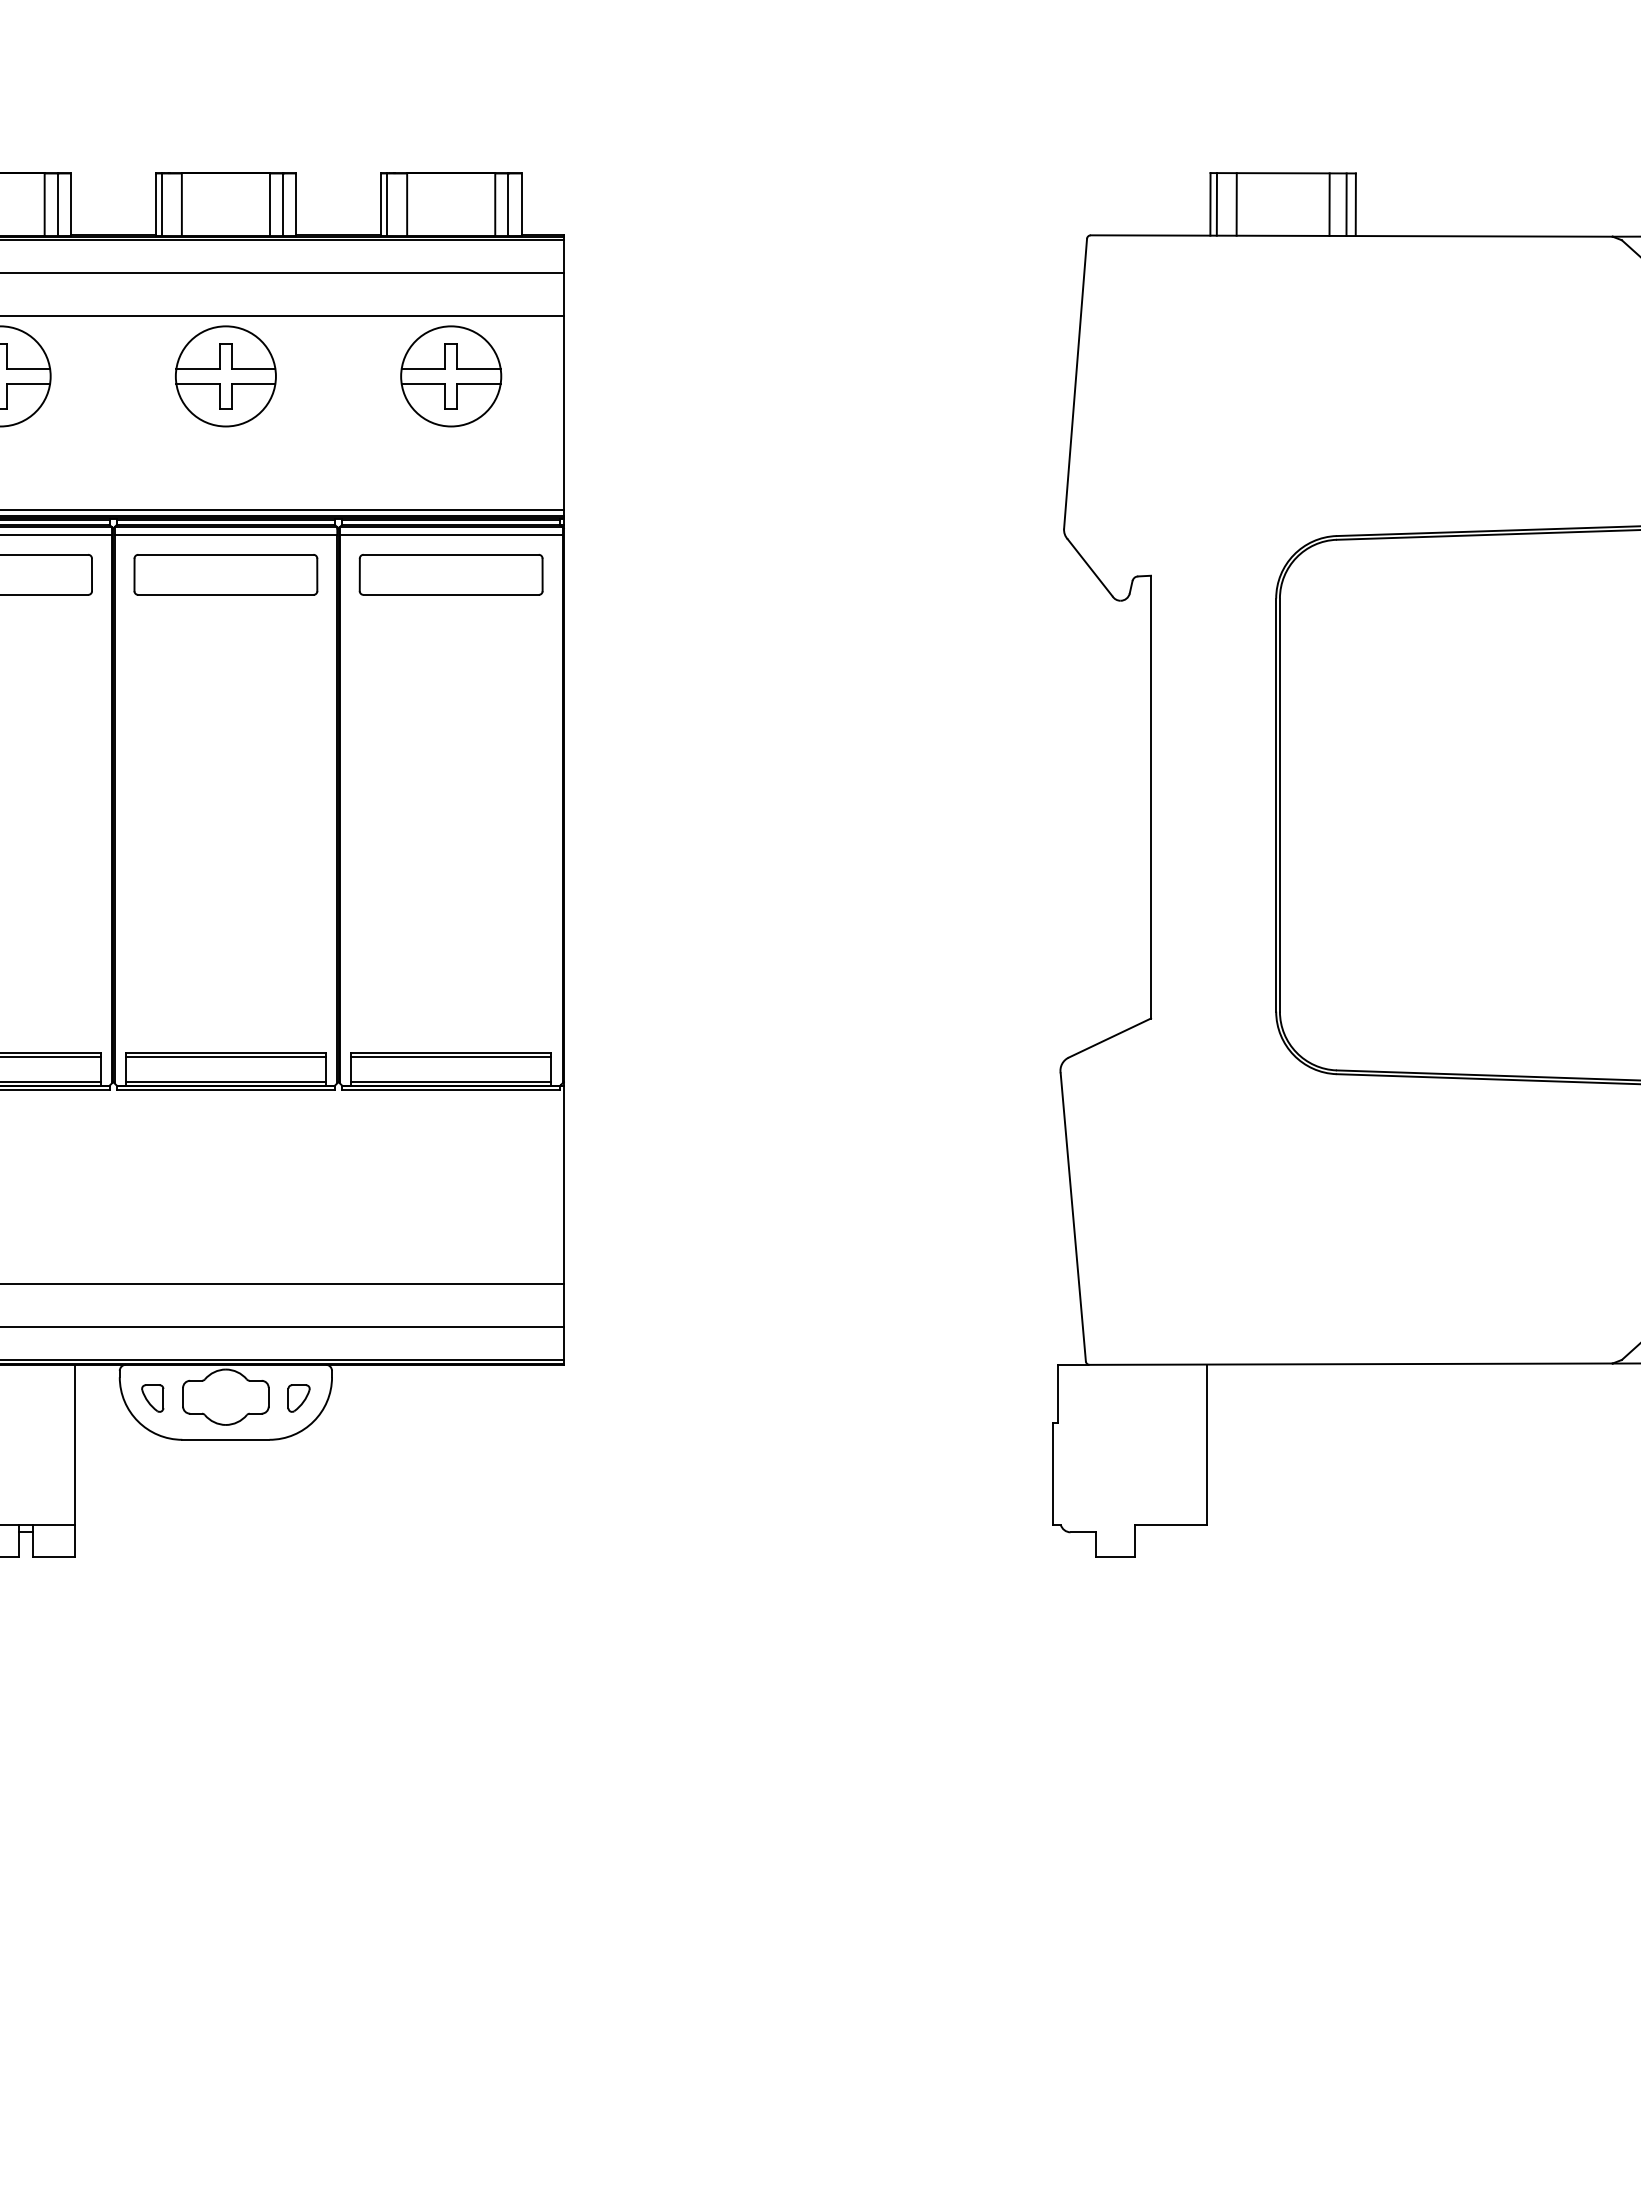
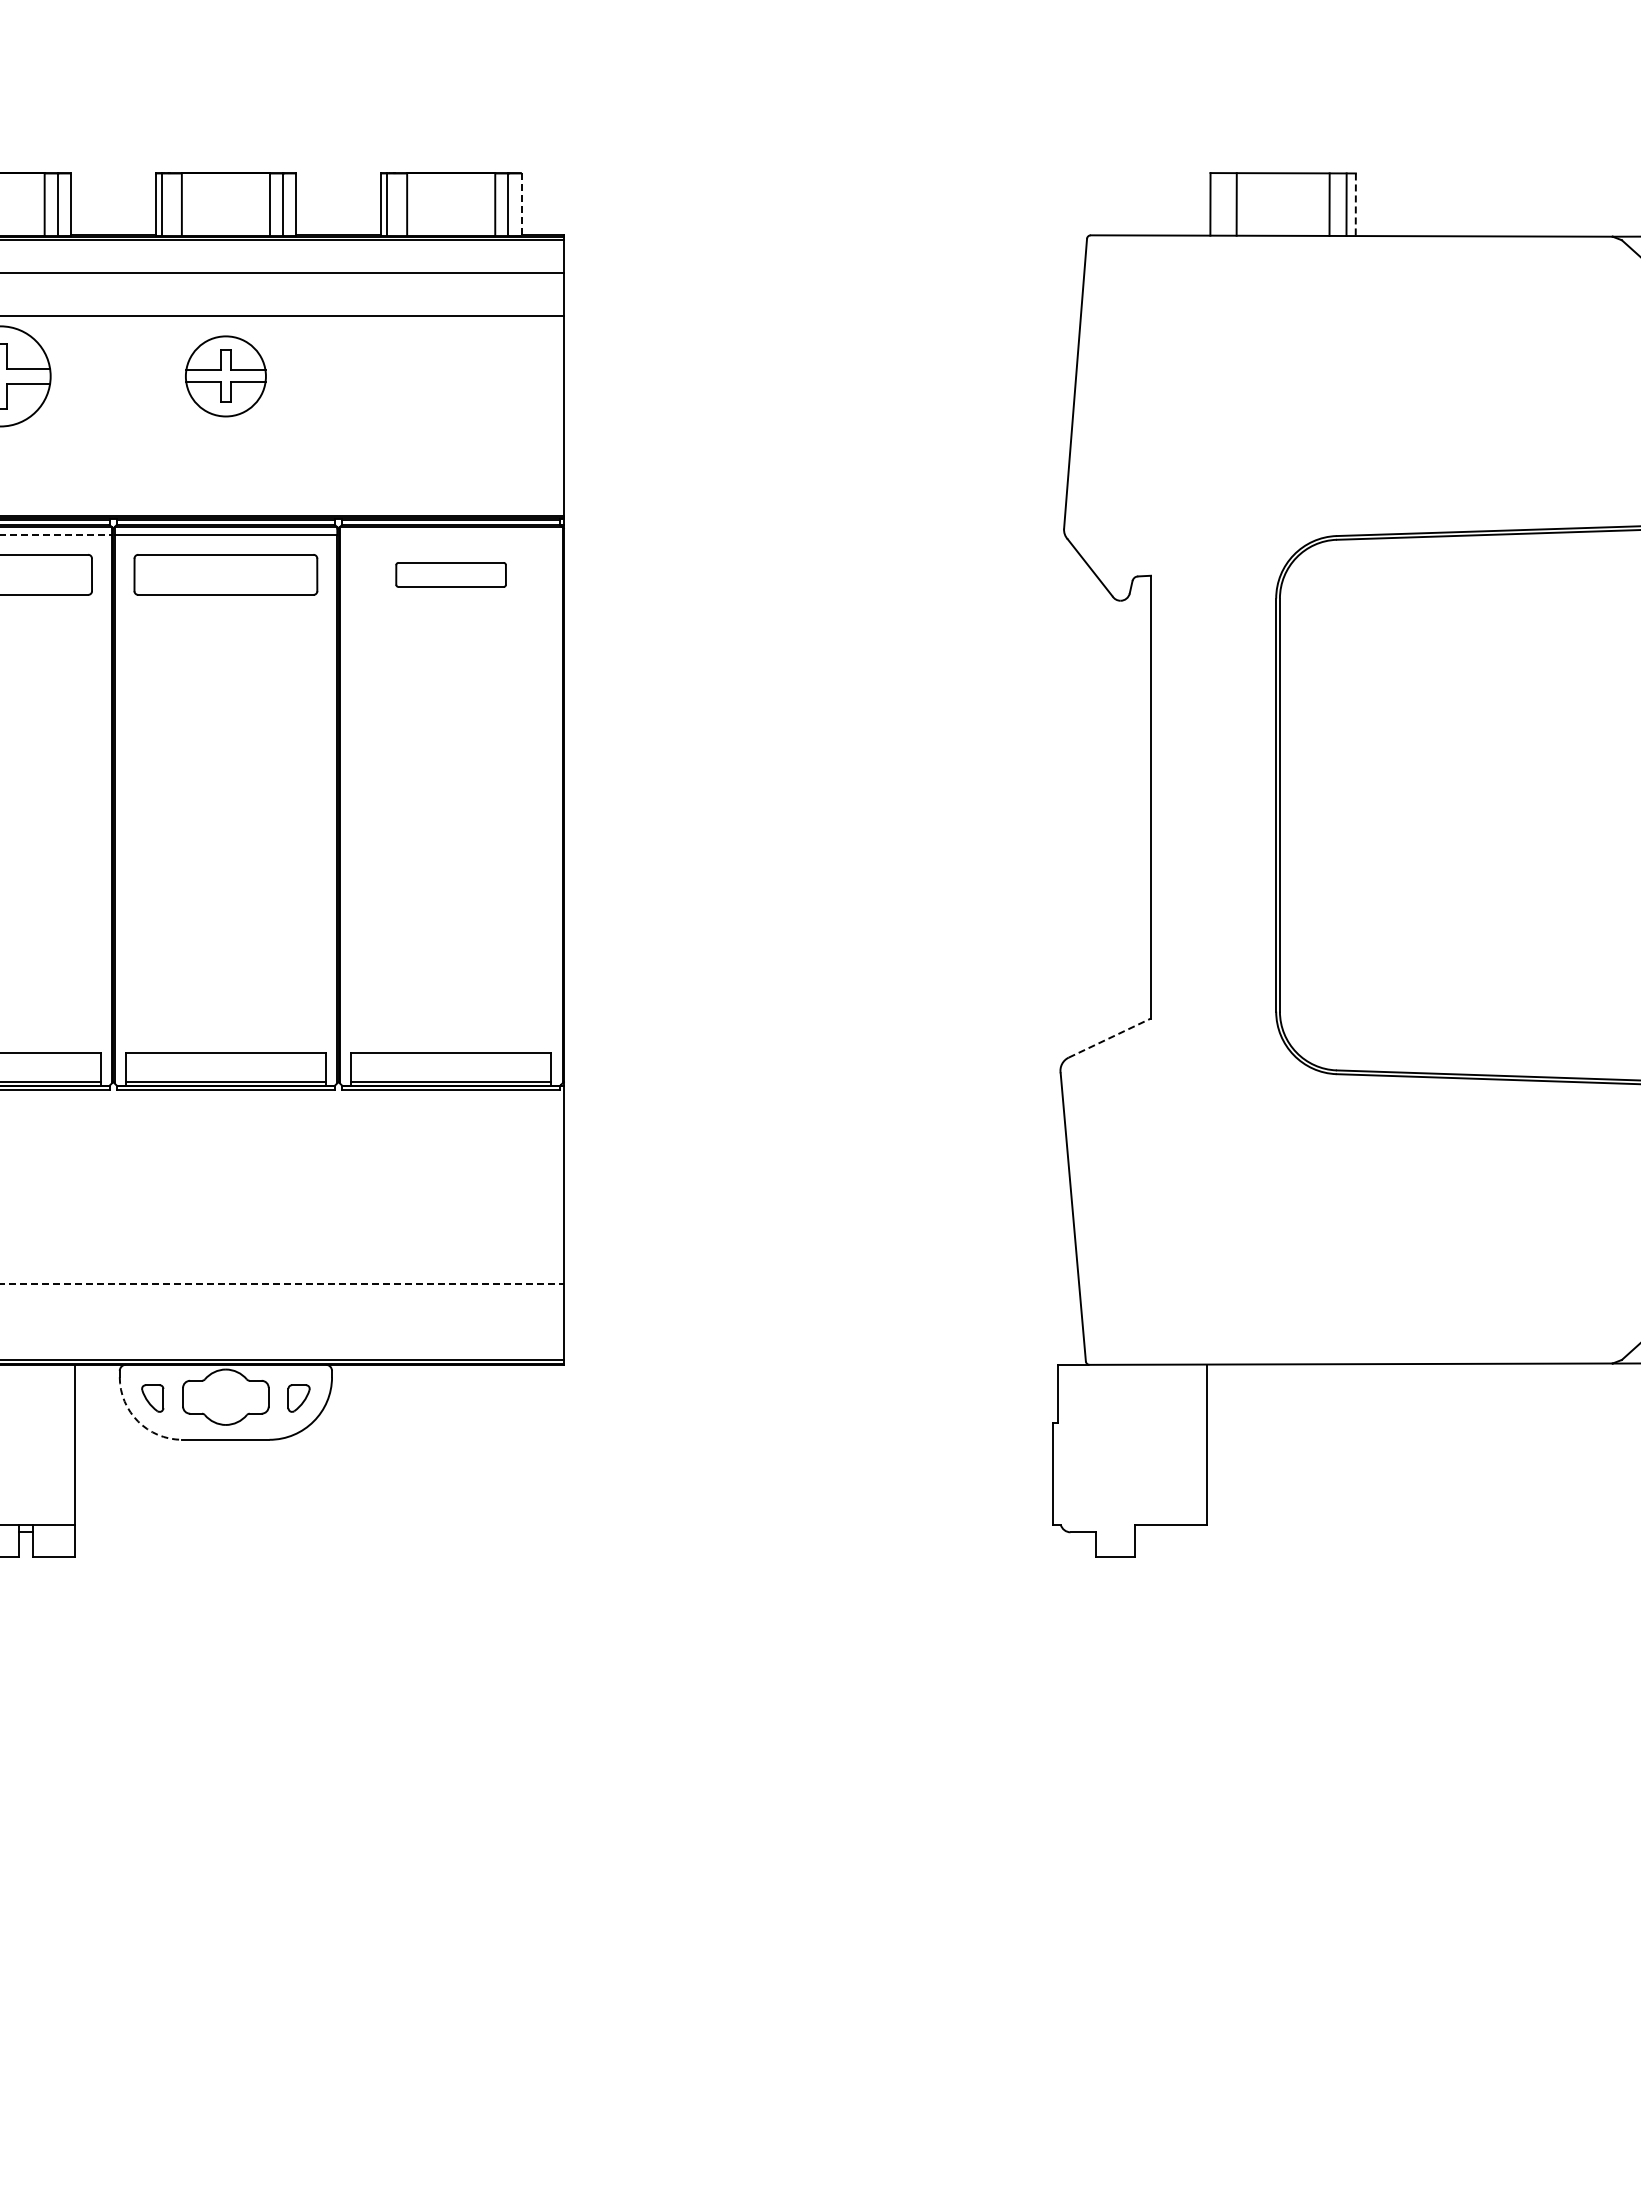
line: present -> none (1216, 204)
line: solid -> dashed (521, 205)
line: solid -> dashed (1355, 205)
part size: 102x103 px -> 82x83 px (225, 376)
part: present -> none (451, 376)
line: present -> none (282, 510)
line: solid -> dashed (56, 535)
line: present -> none (450, 535)
part size: 186x42 px -> 112x26 px (450, 574)
line: solid -> dashed (1109, 1038)
line: present -> none (51, 1057)
line: present -> none (225, 1057)
line: present -> none (451, 1057)
line: solid -> dashed (282, 1283)
line: present -> none (282, 1327)
arc: solid -> dashed (138, 1421)
